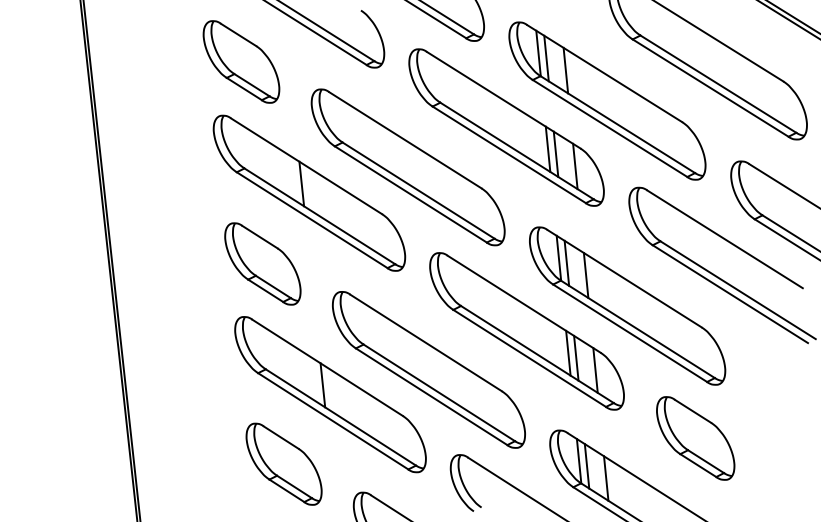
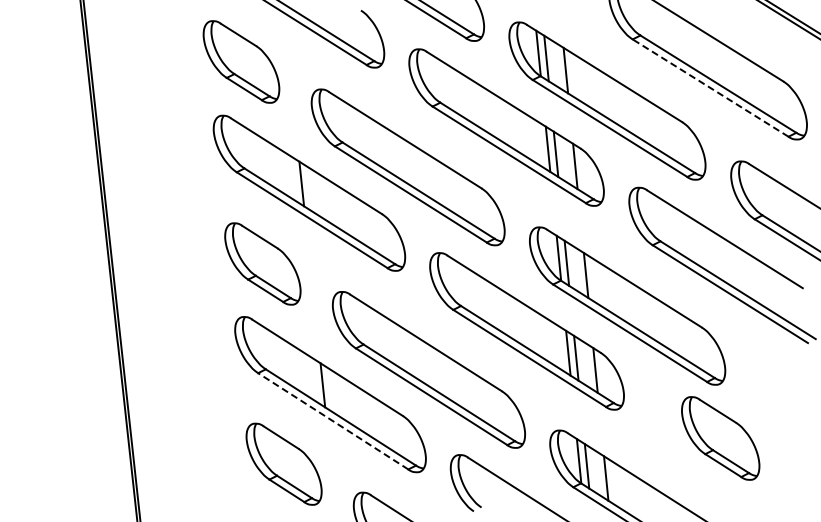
line: solid -> dashed (710, 88)
line: solid -> dashed (332, 421)
part position: (695, 438) -> (720, 438) (720, 438)
